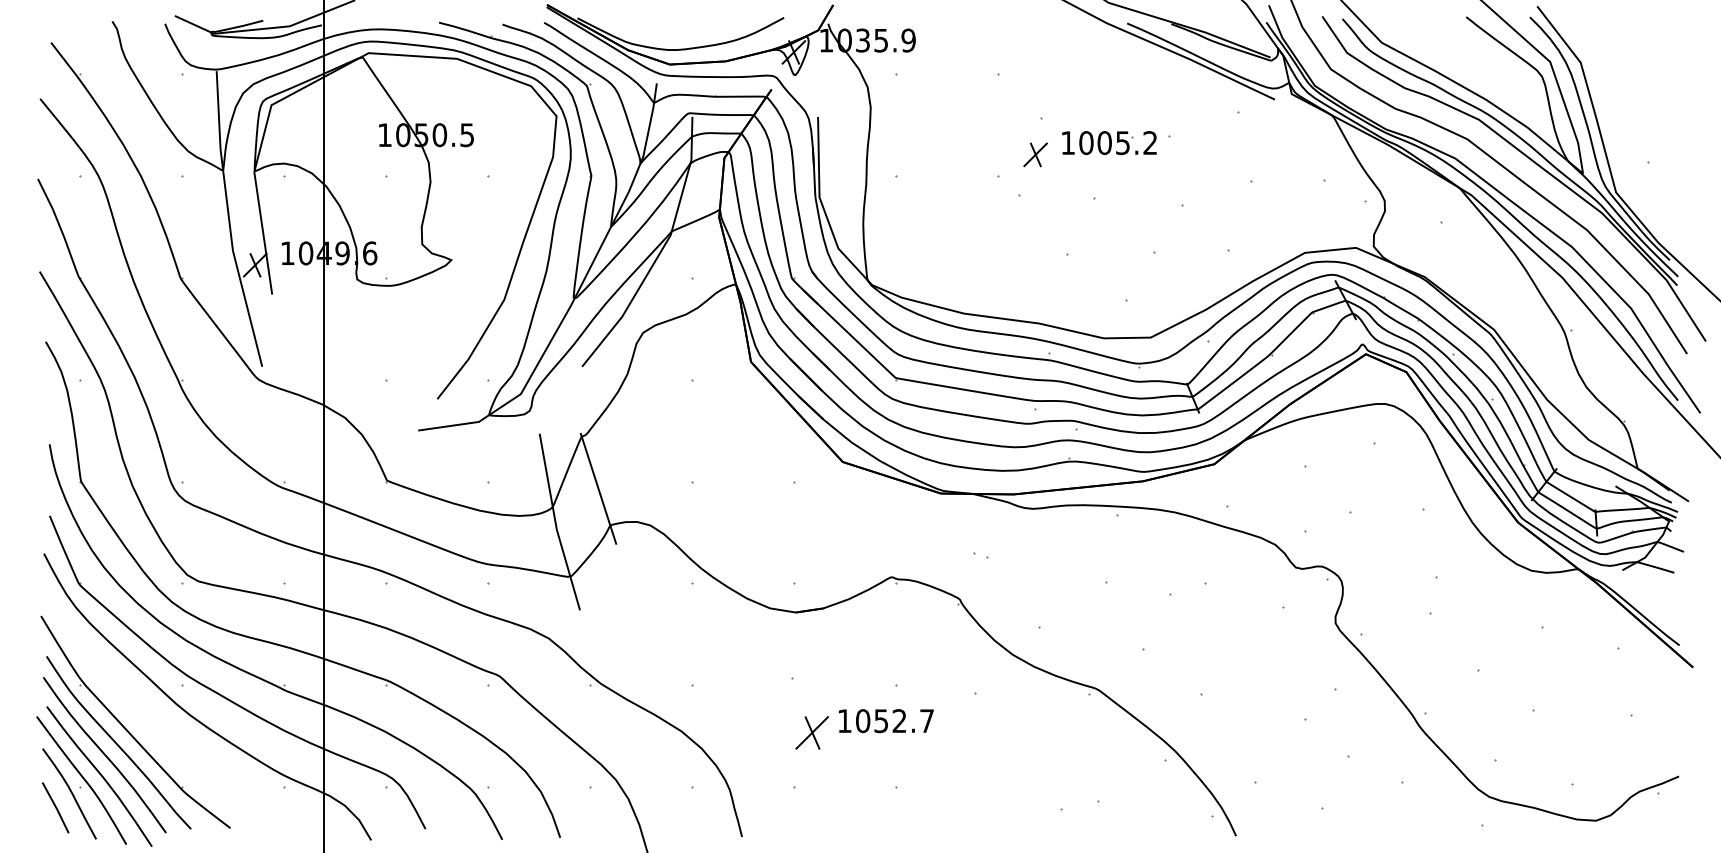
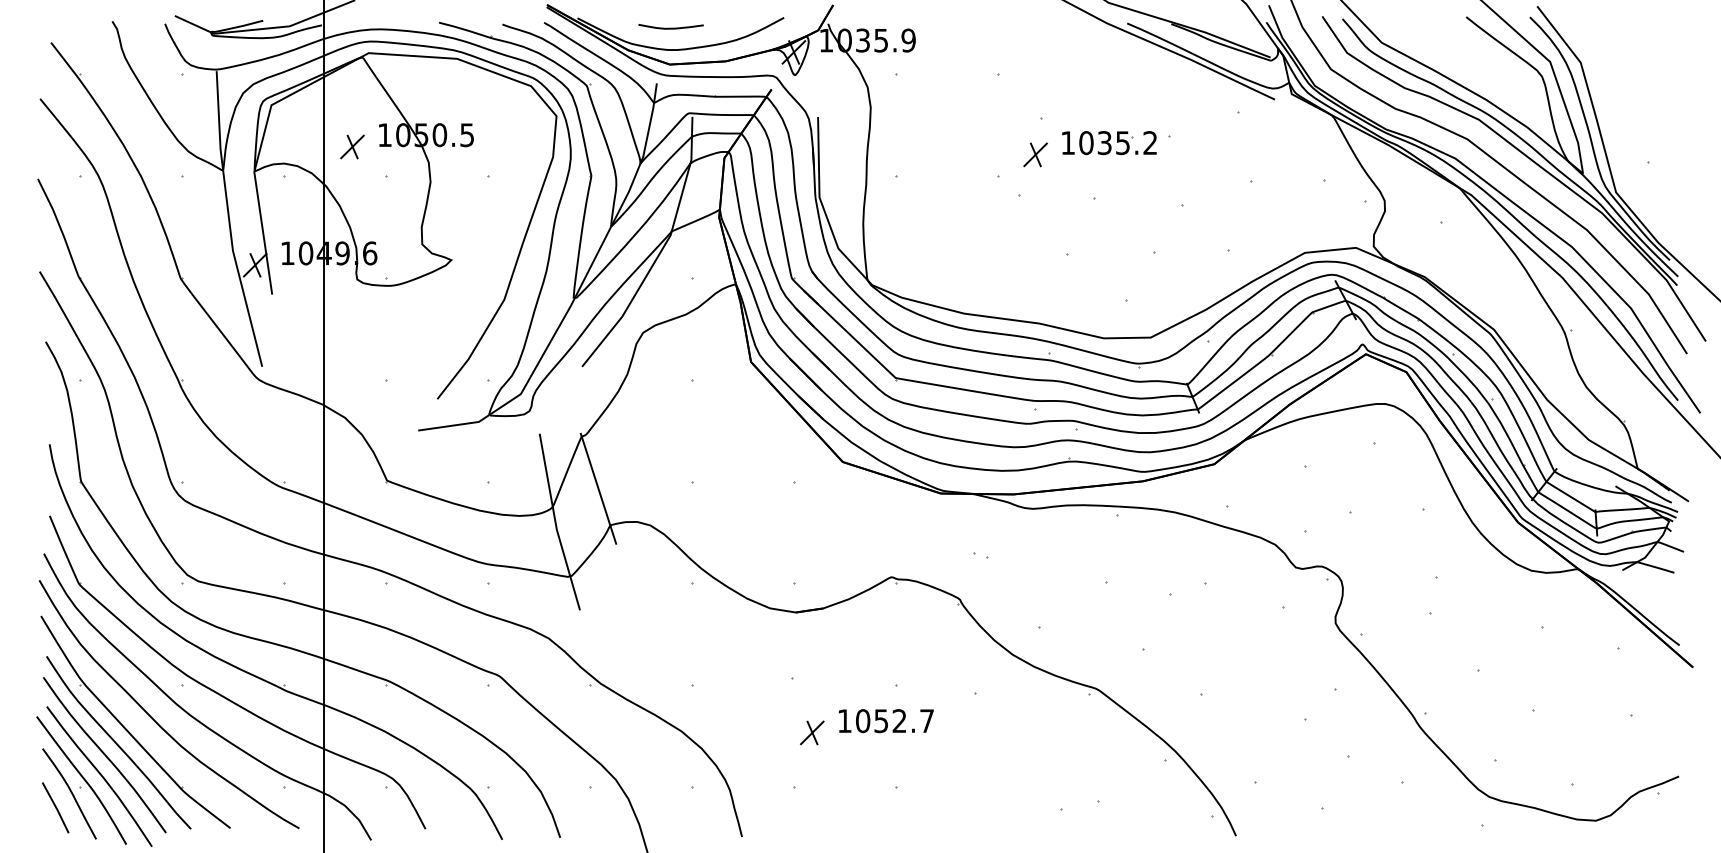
curve: none -> present (670, 27)
text: 1005.2 -> 1035.2 (1104, 143)
part: none -> present (352, 146)
curve: none -> present (153, 718)
part size: 34x34 px -> 25x26 px (812, 732)
